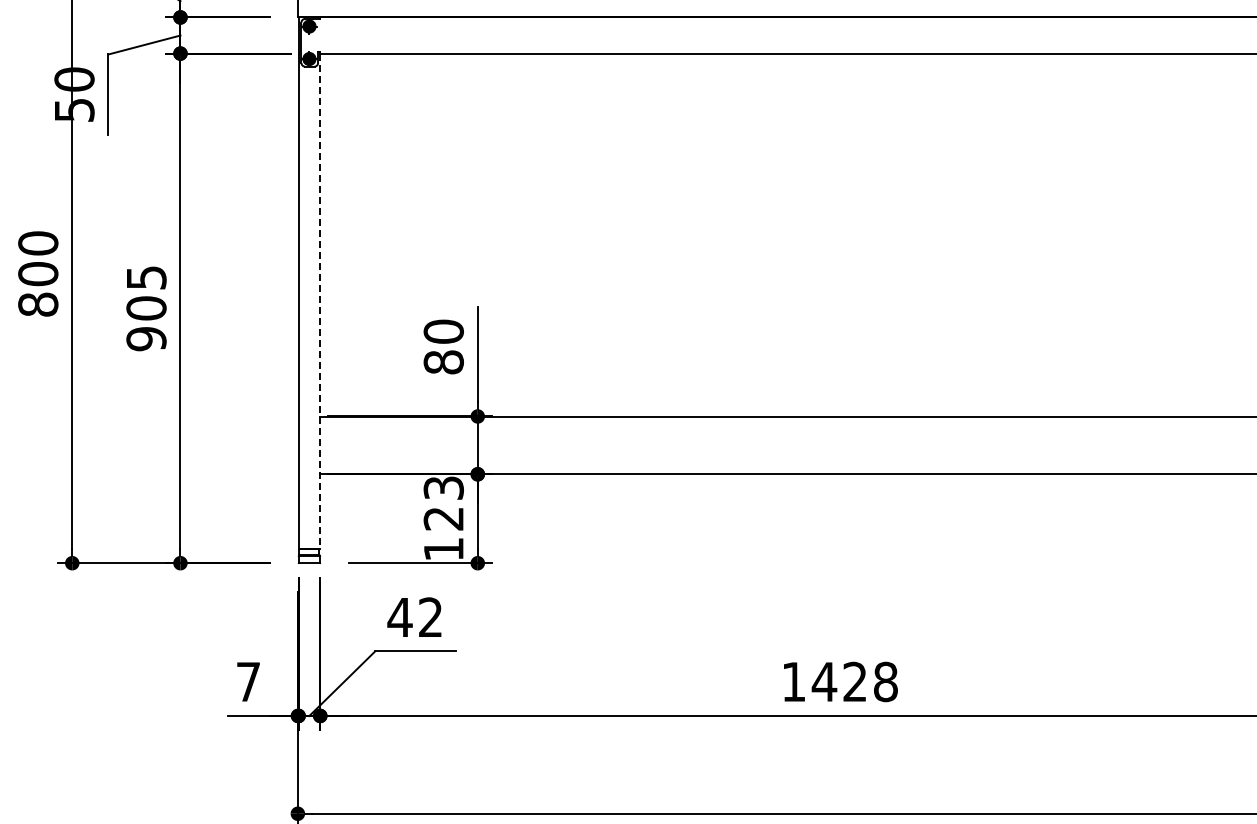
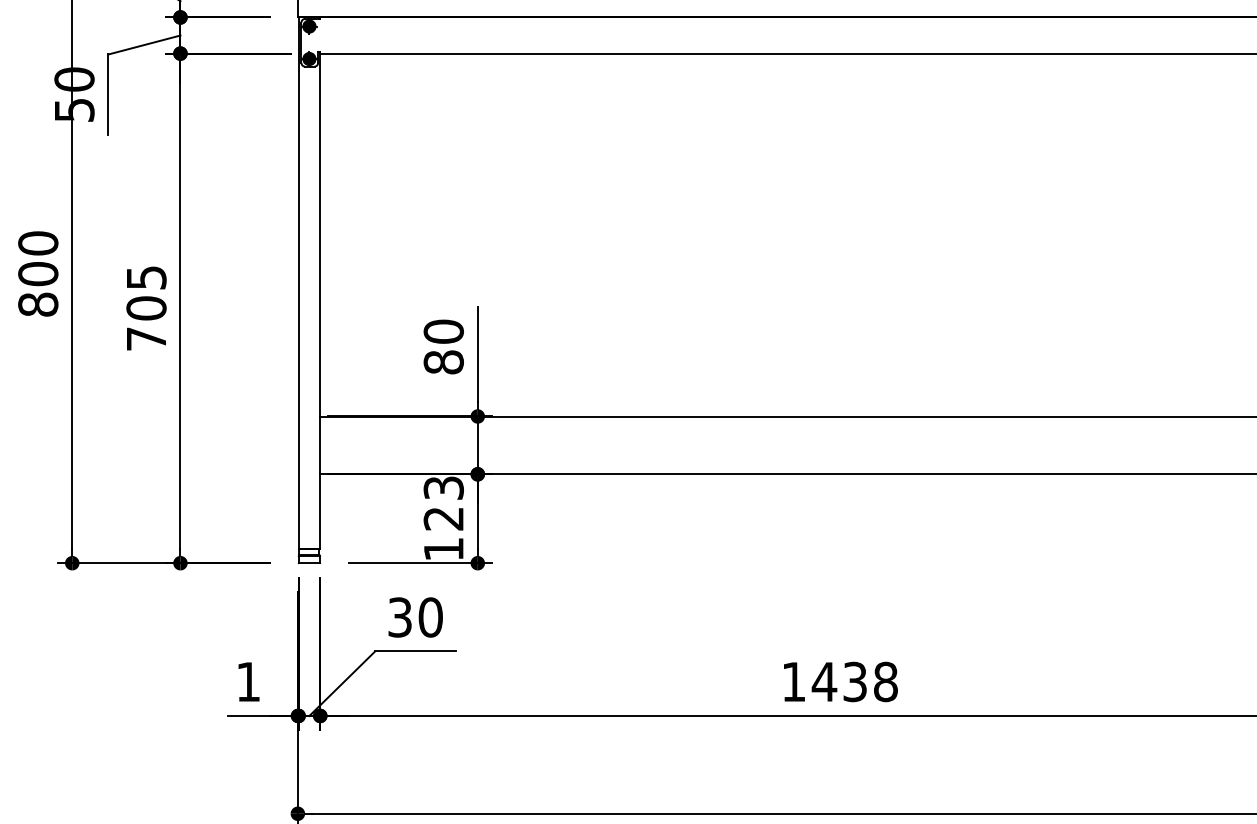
line: dashed -> solid (320, 301)
text: 905 -> 705 (146, 339)
text: 42 -> 30 (414, 617)
text: 7 -> 1 (248, 681)
text: 1428 -> 1438 (854, 682)
